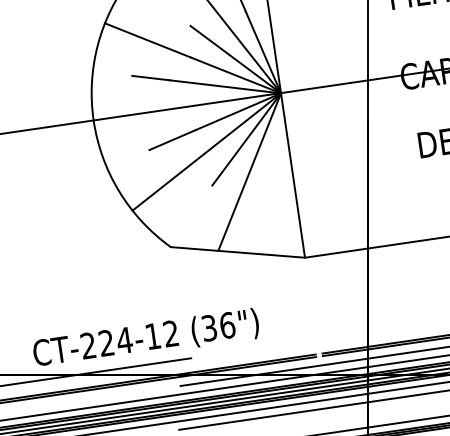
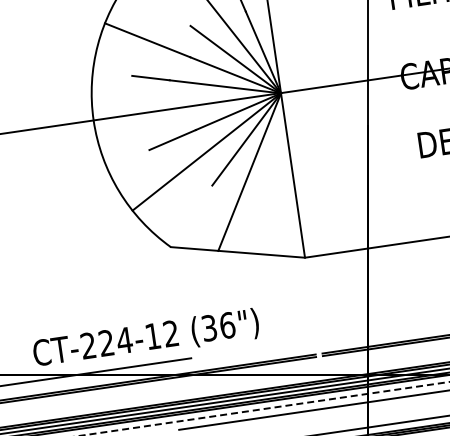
line: present -> none (313, 366)
line: present -> none (224, 387)
line: solid -> dashed (264, 408)
